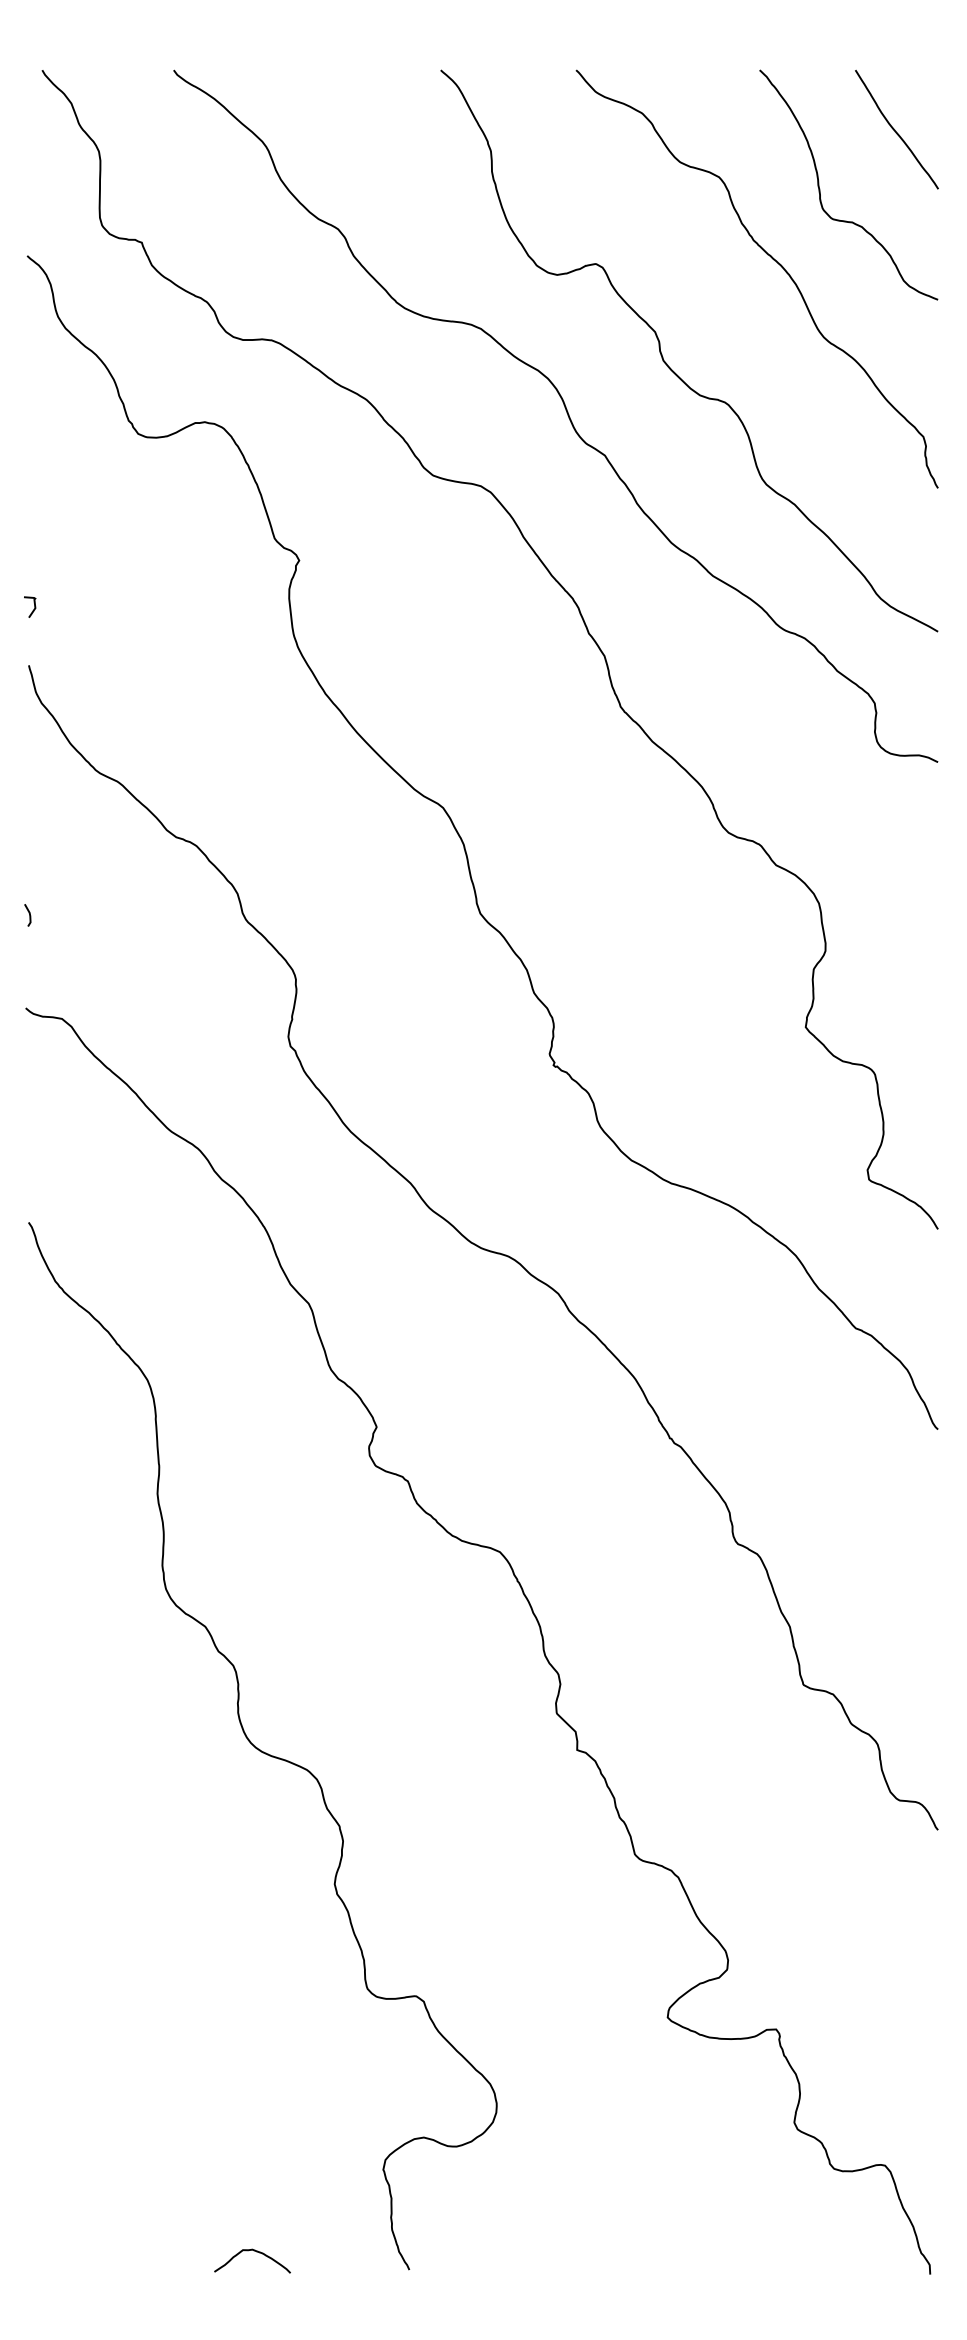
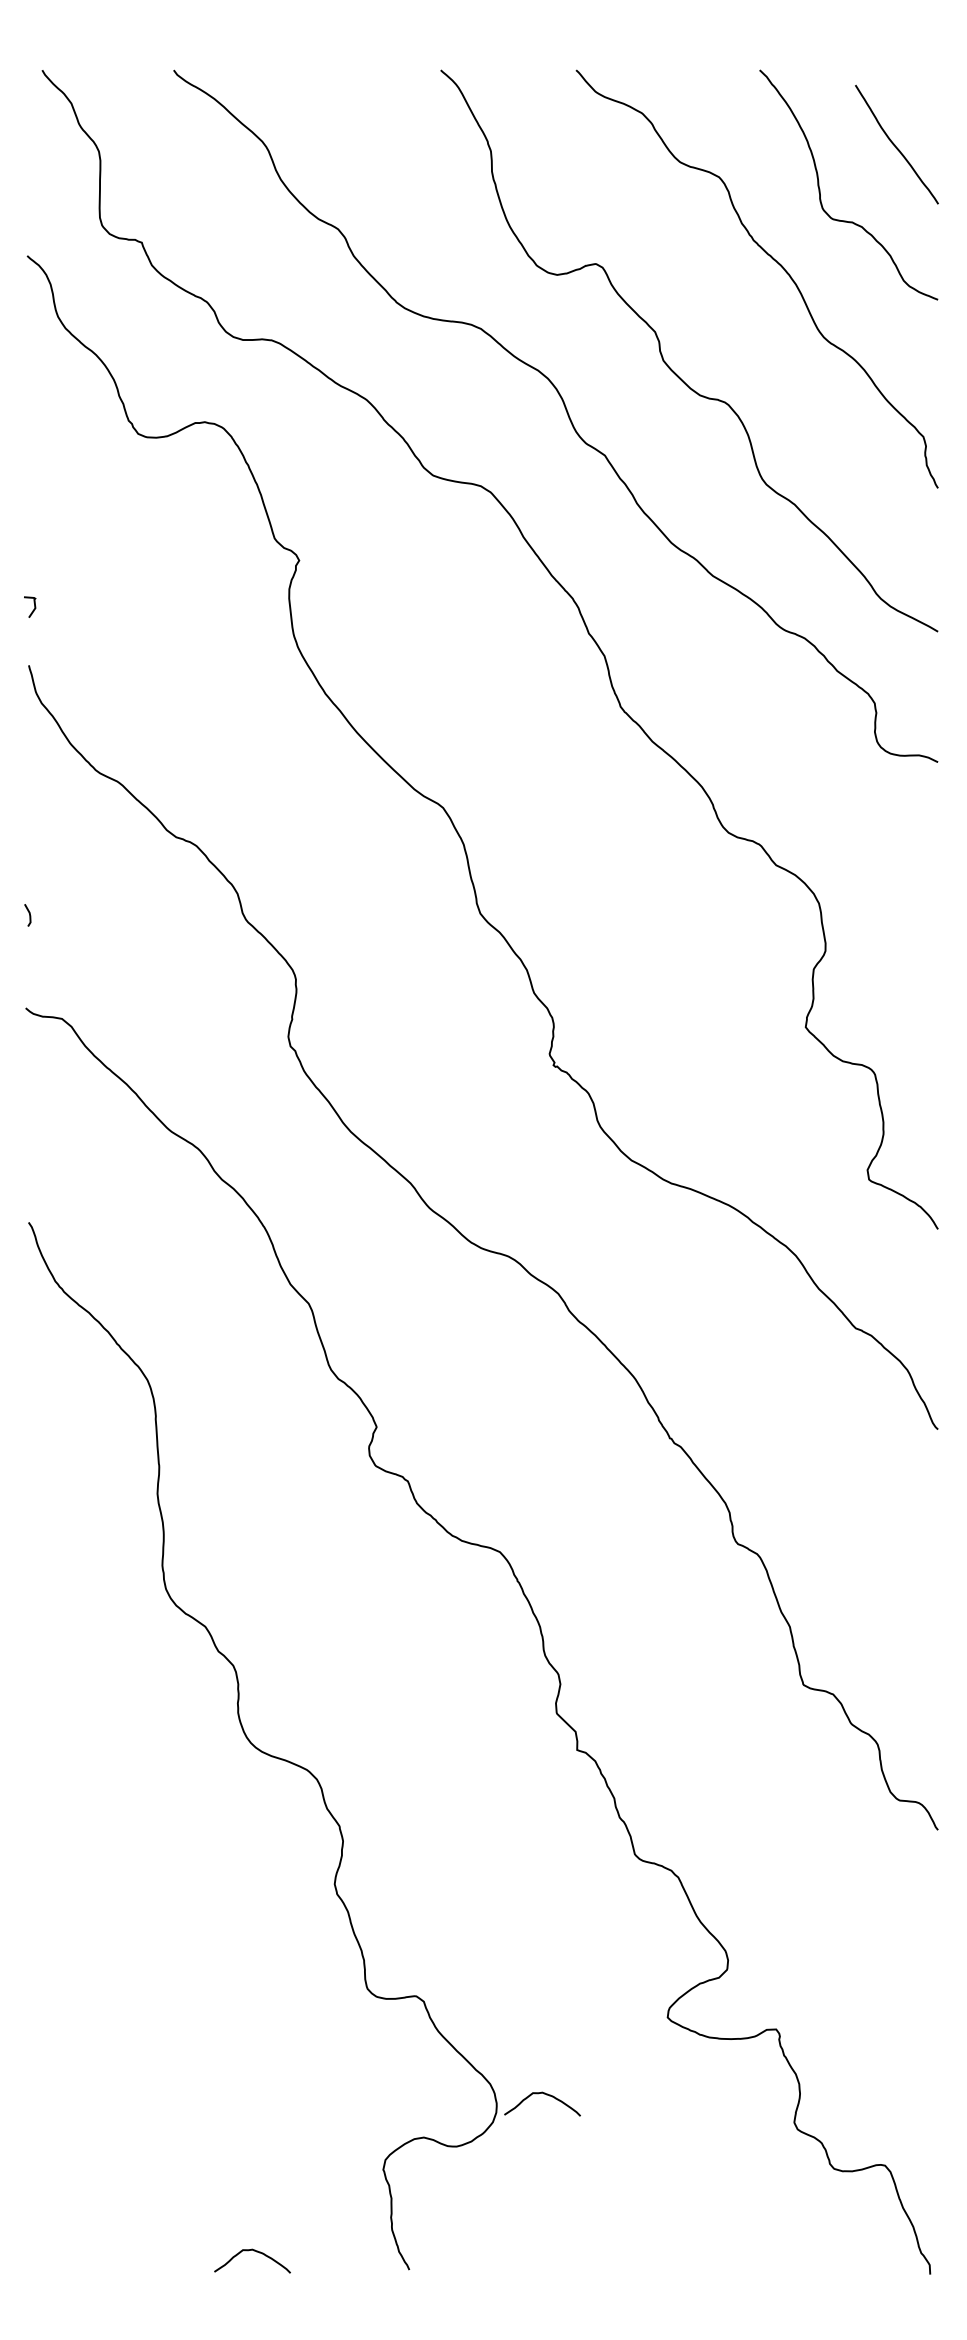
curve position: (895, 129) -> (895, 144) (895, 144)
curve: none -> present (546, 2095)
